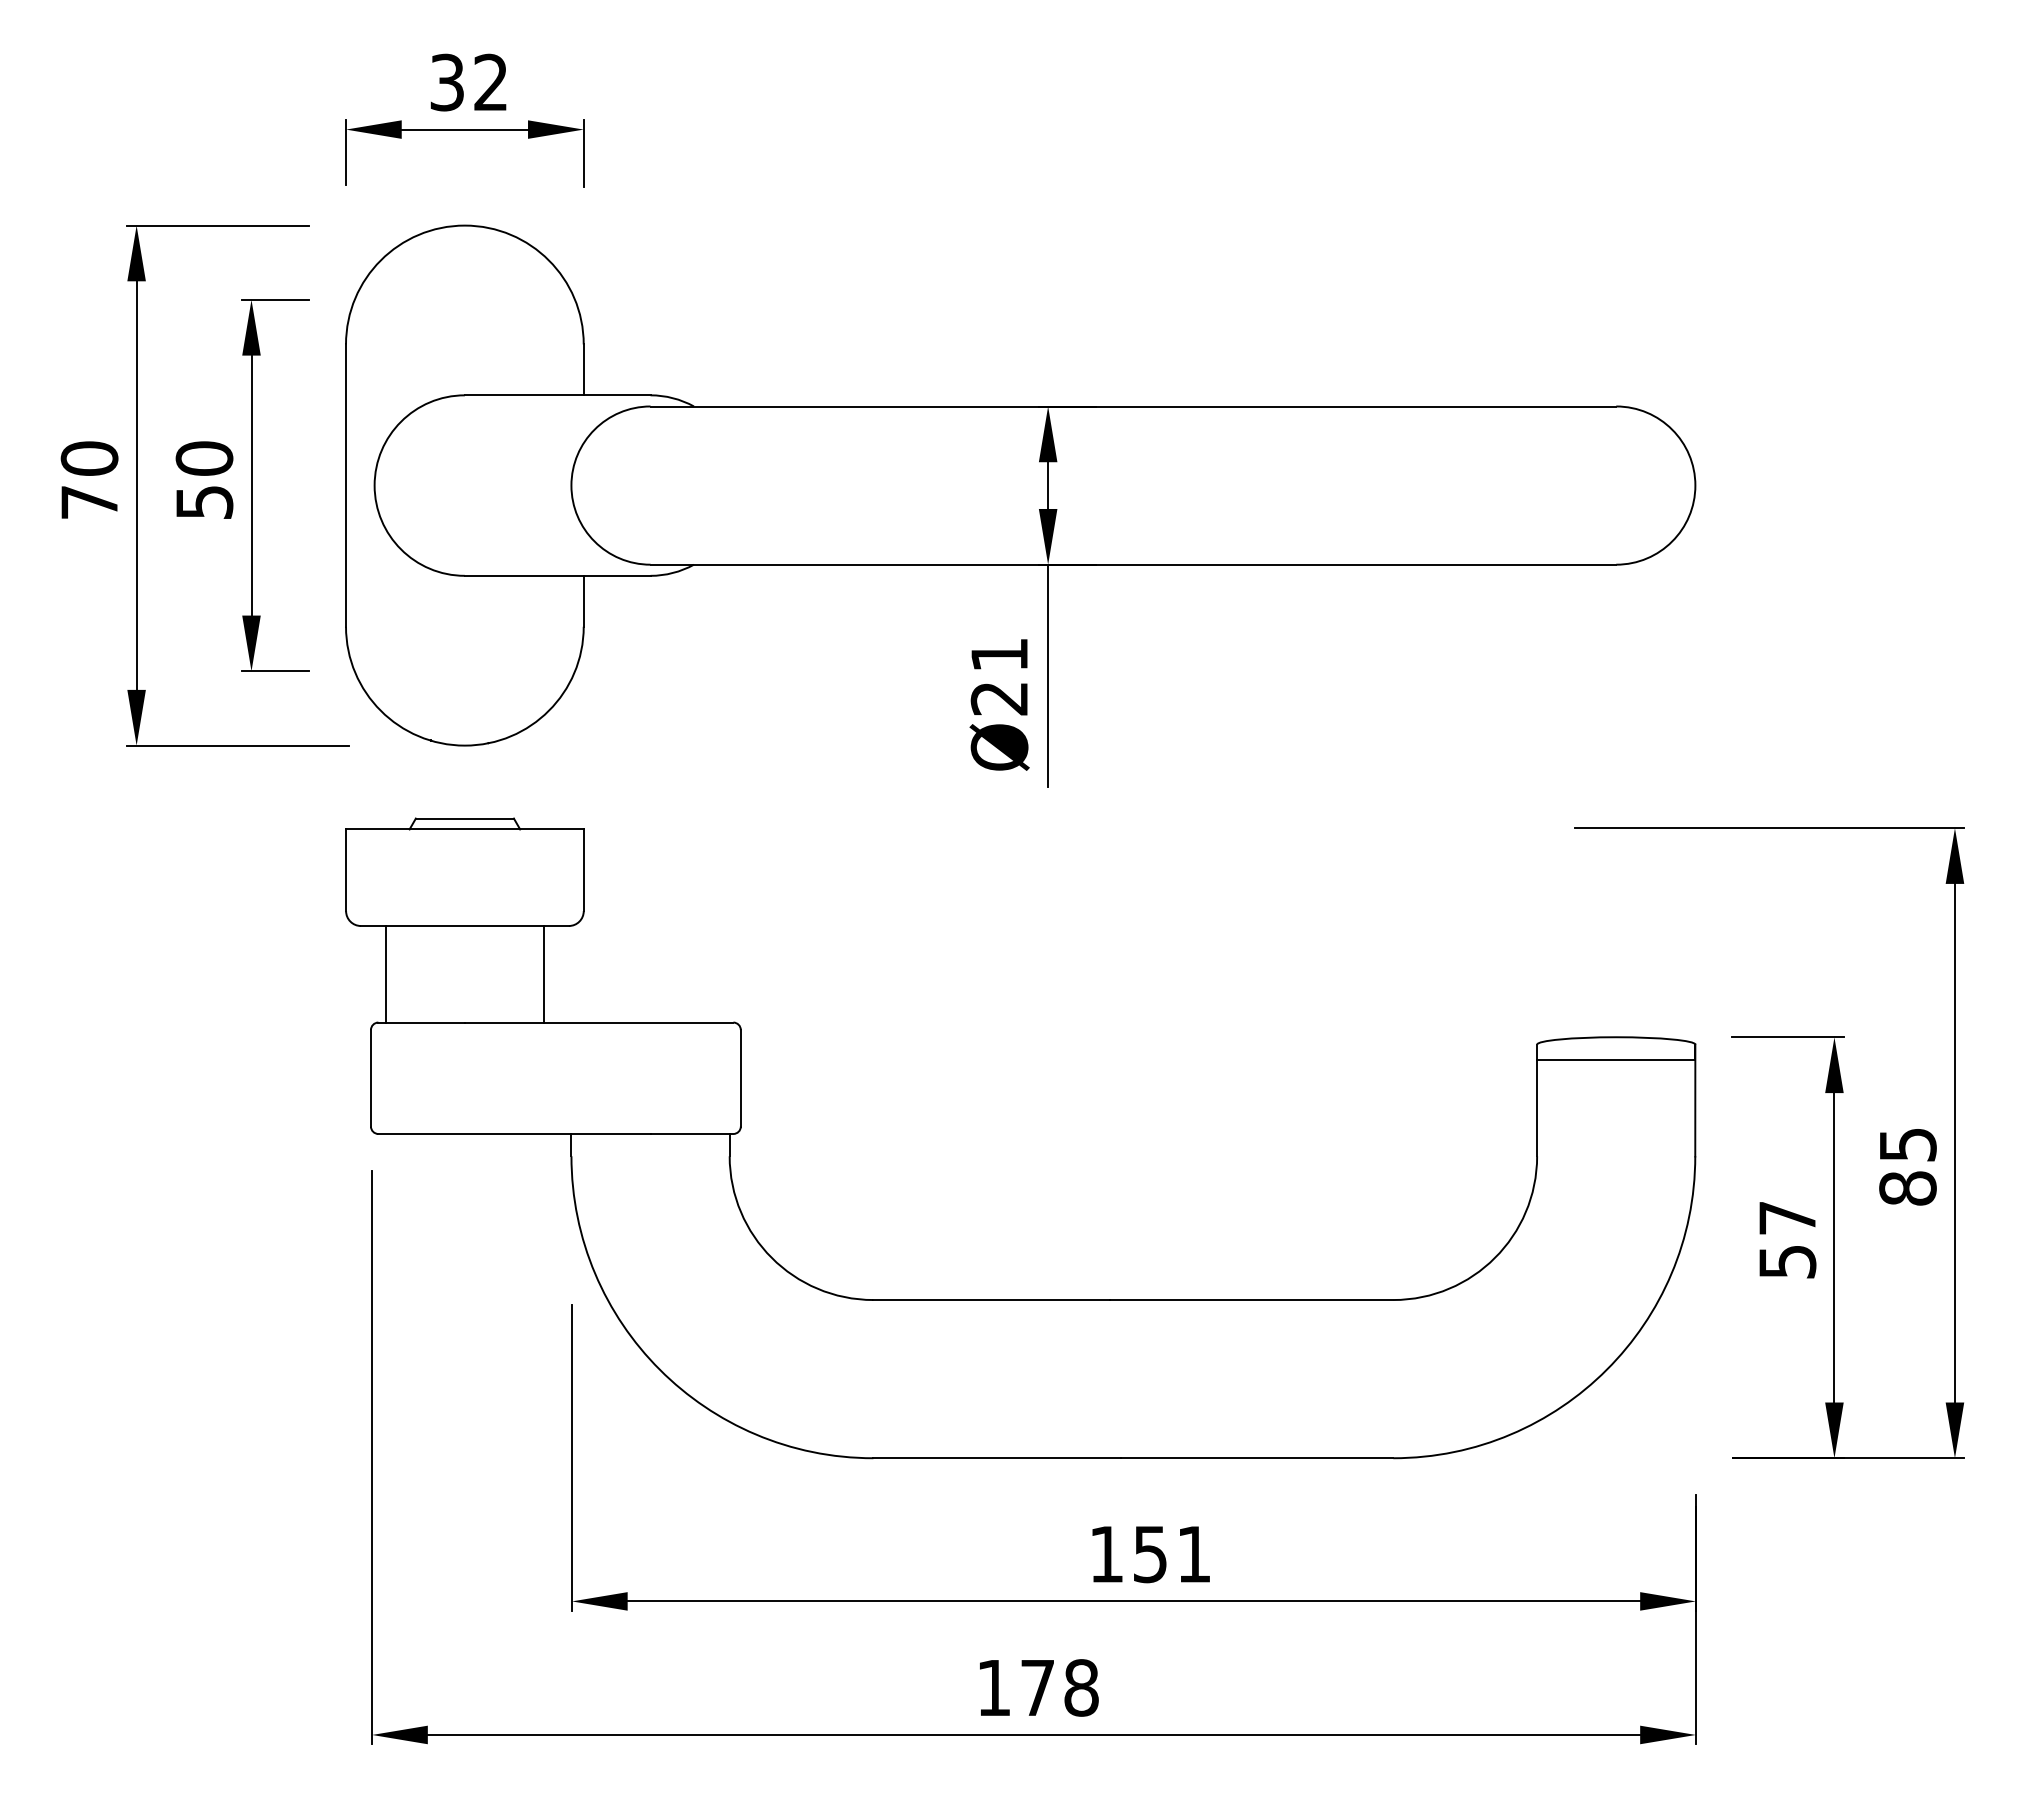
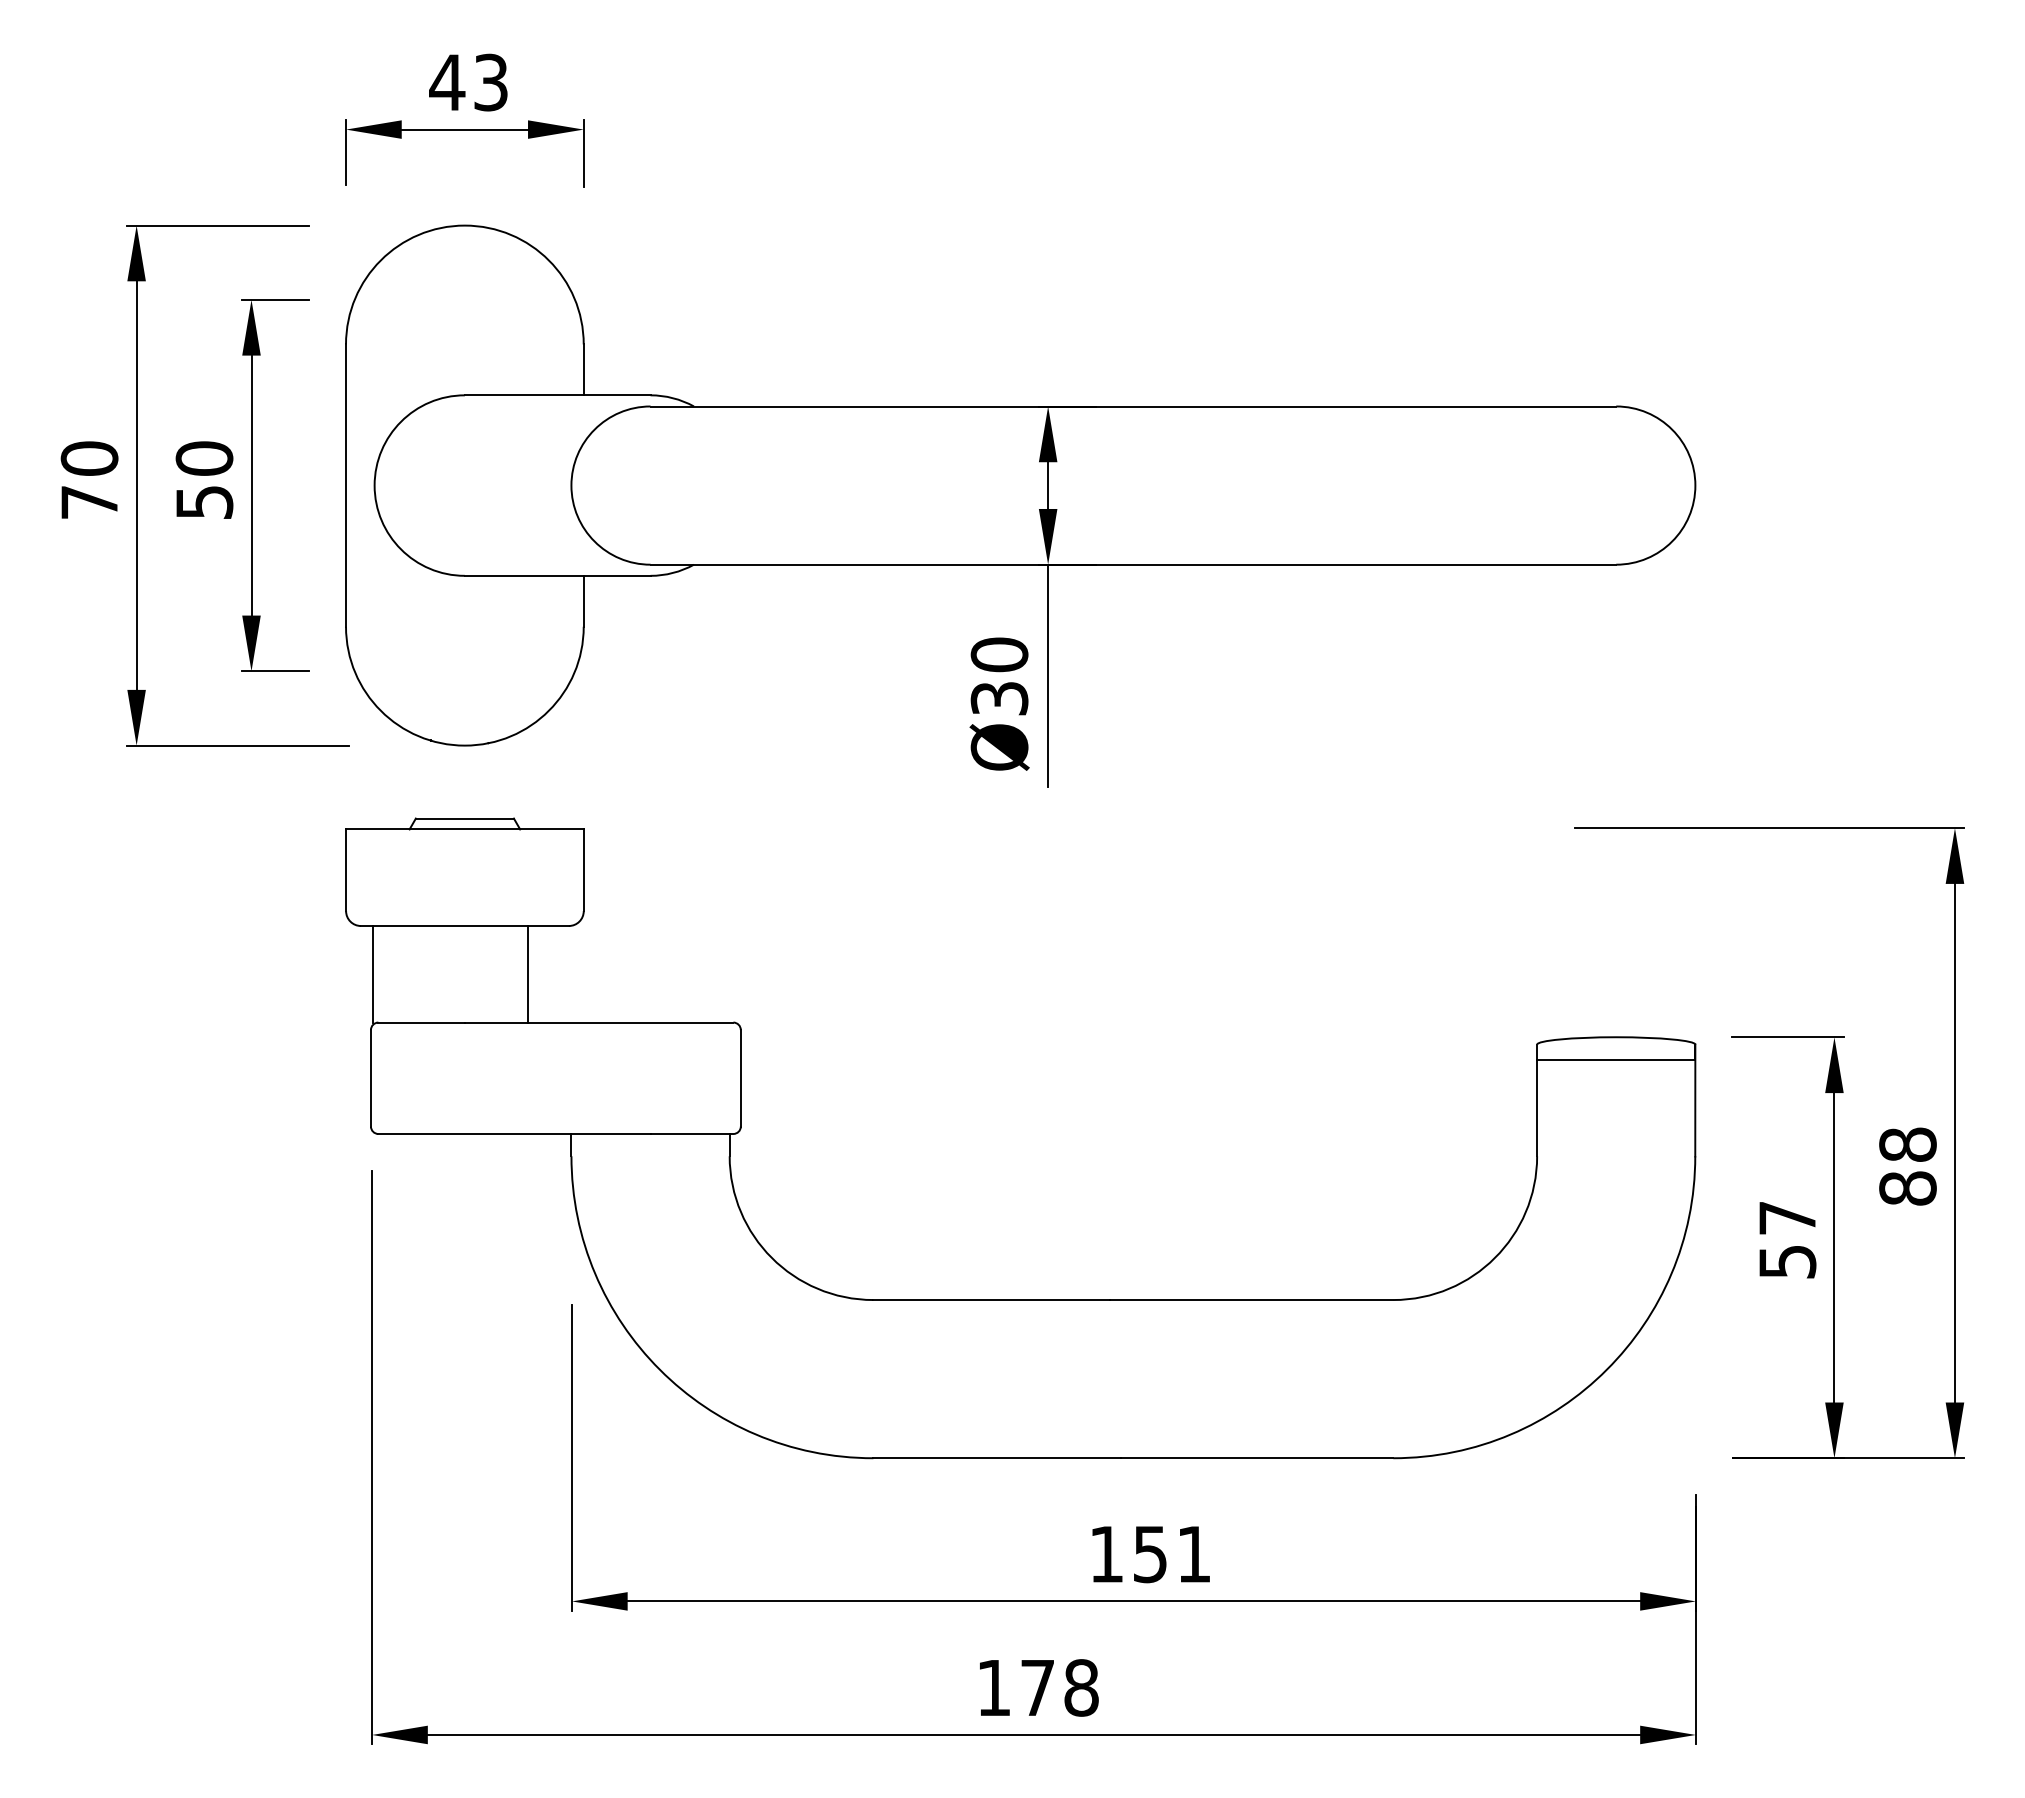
text: 32 -> 43 (468, 82)
text: Ø21 -> Ø30 (999, 676)
line position: (385, 974) -> (372, 974) (372, 974)
line position: (544, 974) -> (528, 974) (528, 974)
text: 85 -> 88 (1907, 1144)
